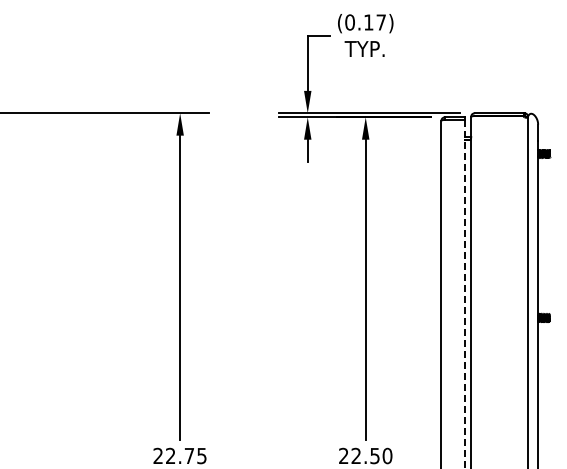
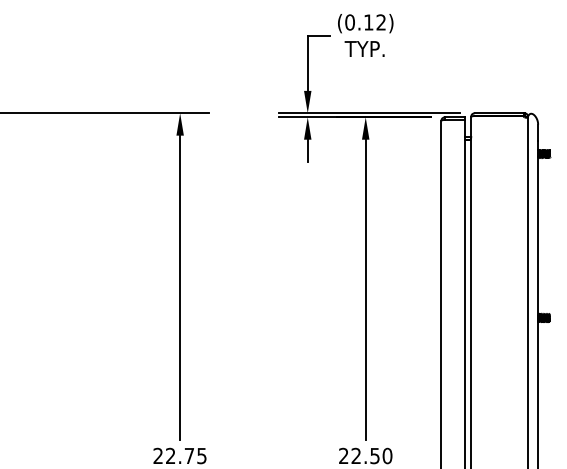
text: (0.17) -> (0.12) (380, 22)
line: dashed -> solid (465, 294)
